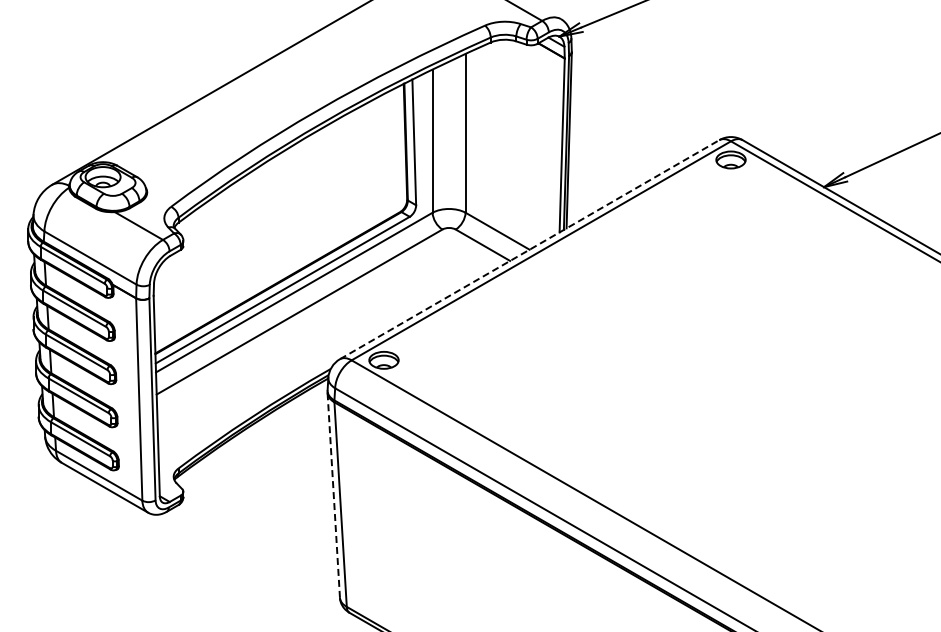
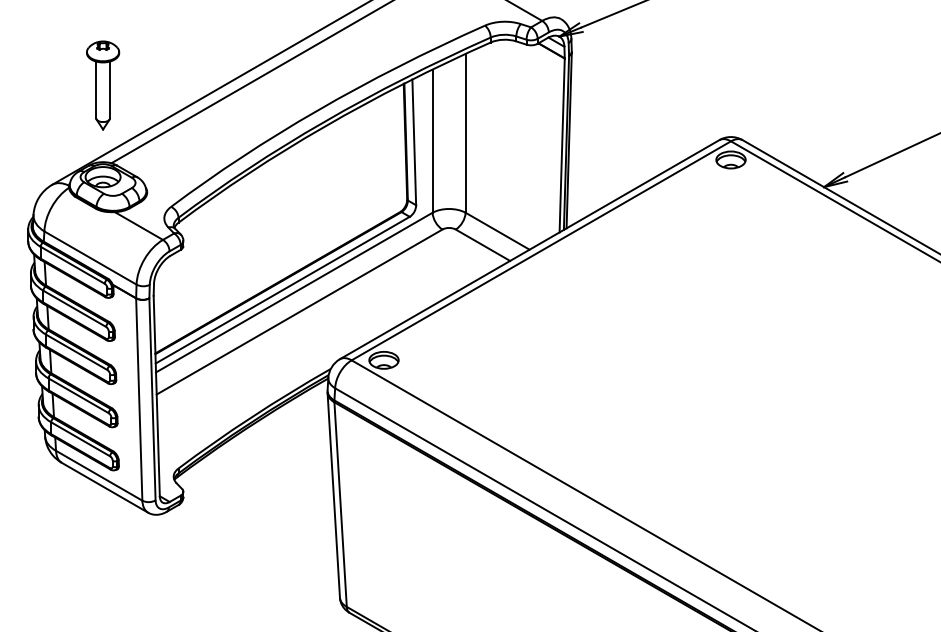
line: none -> present (250, 82)
part: none -> present (103, 85)
line: dashed -> solid (530, 249)
line: dashed -> solid (333, 495)
